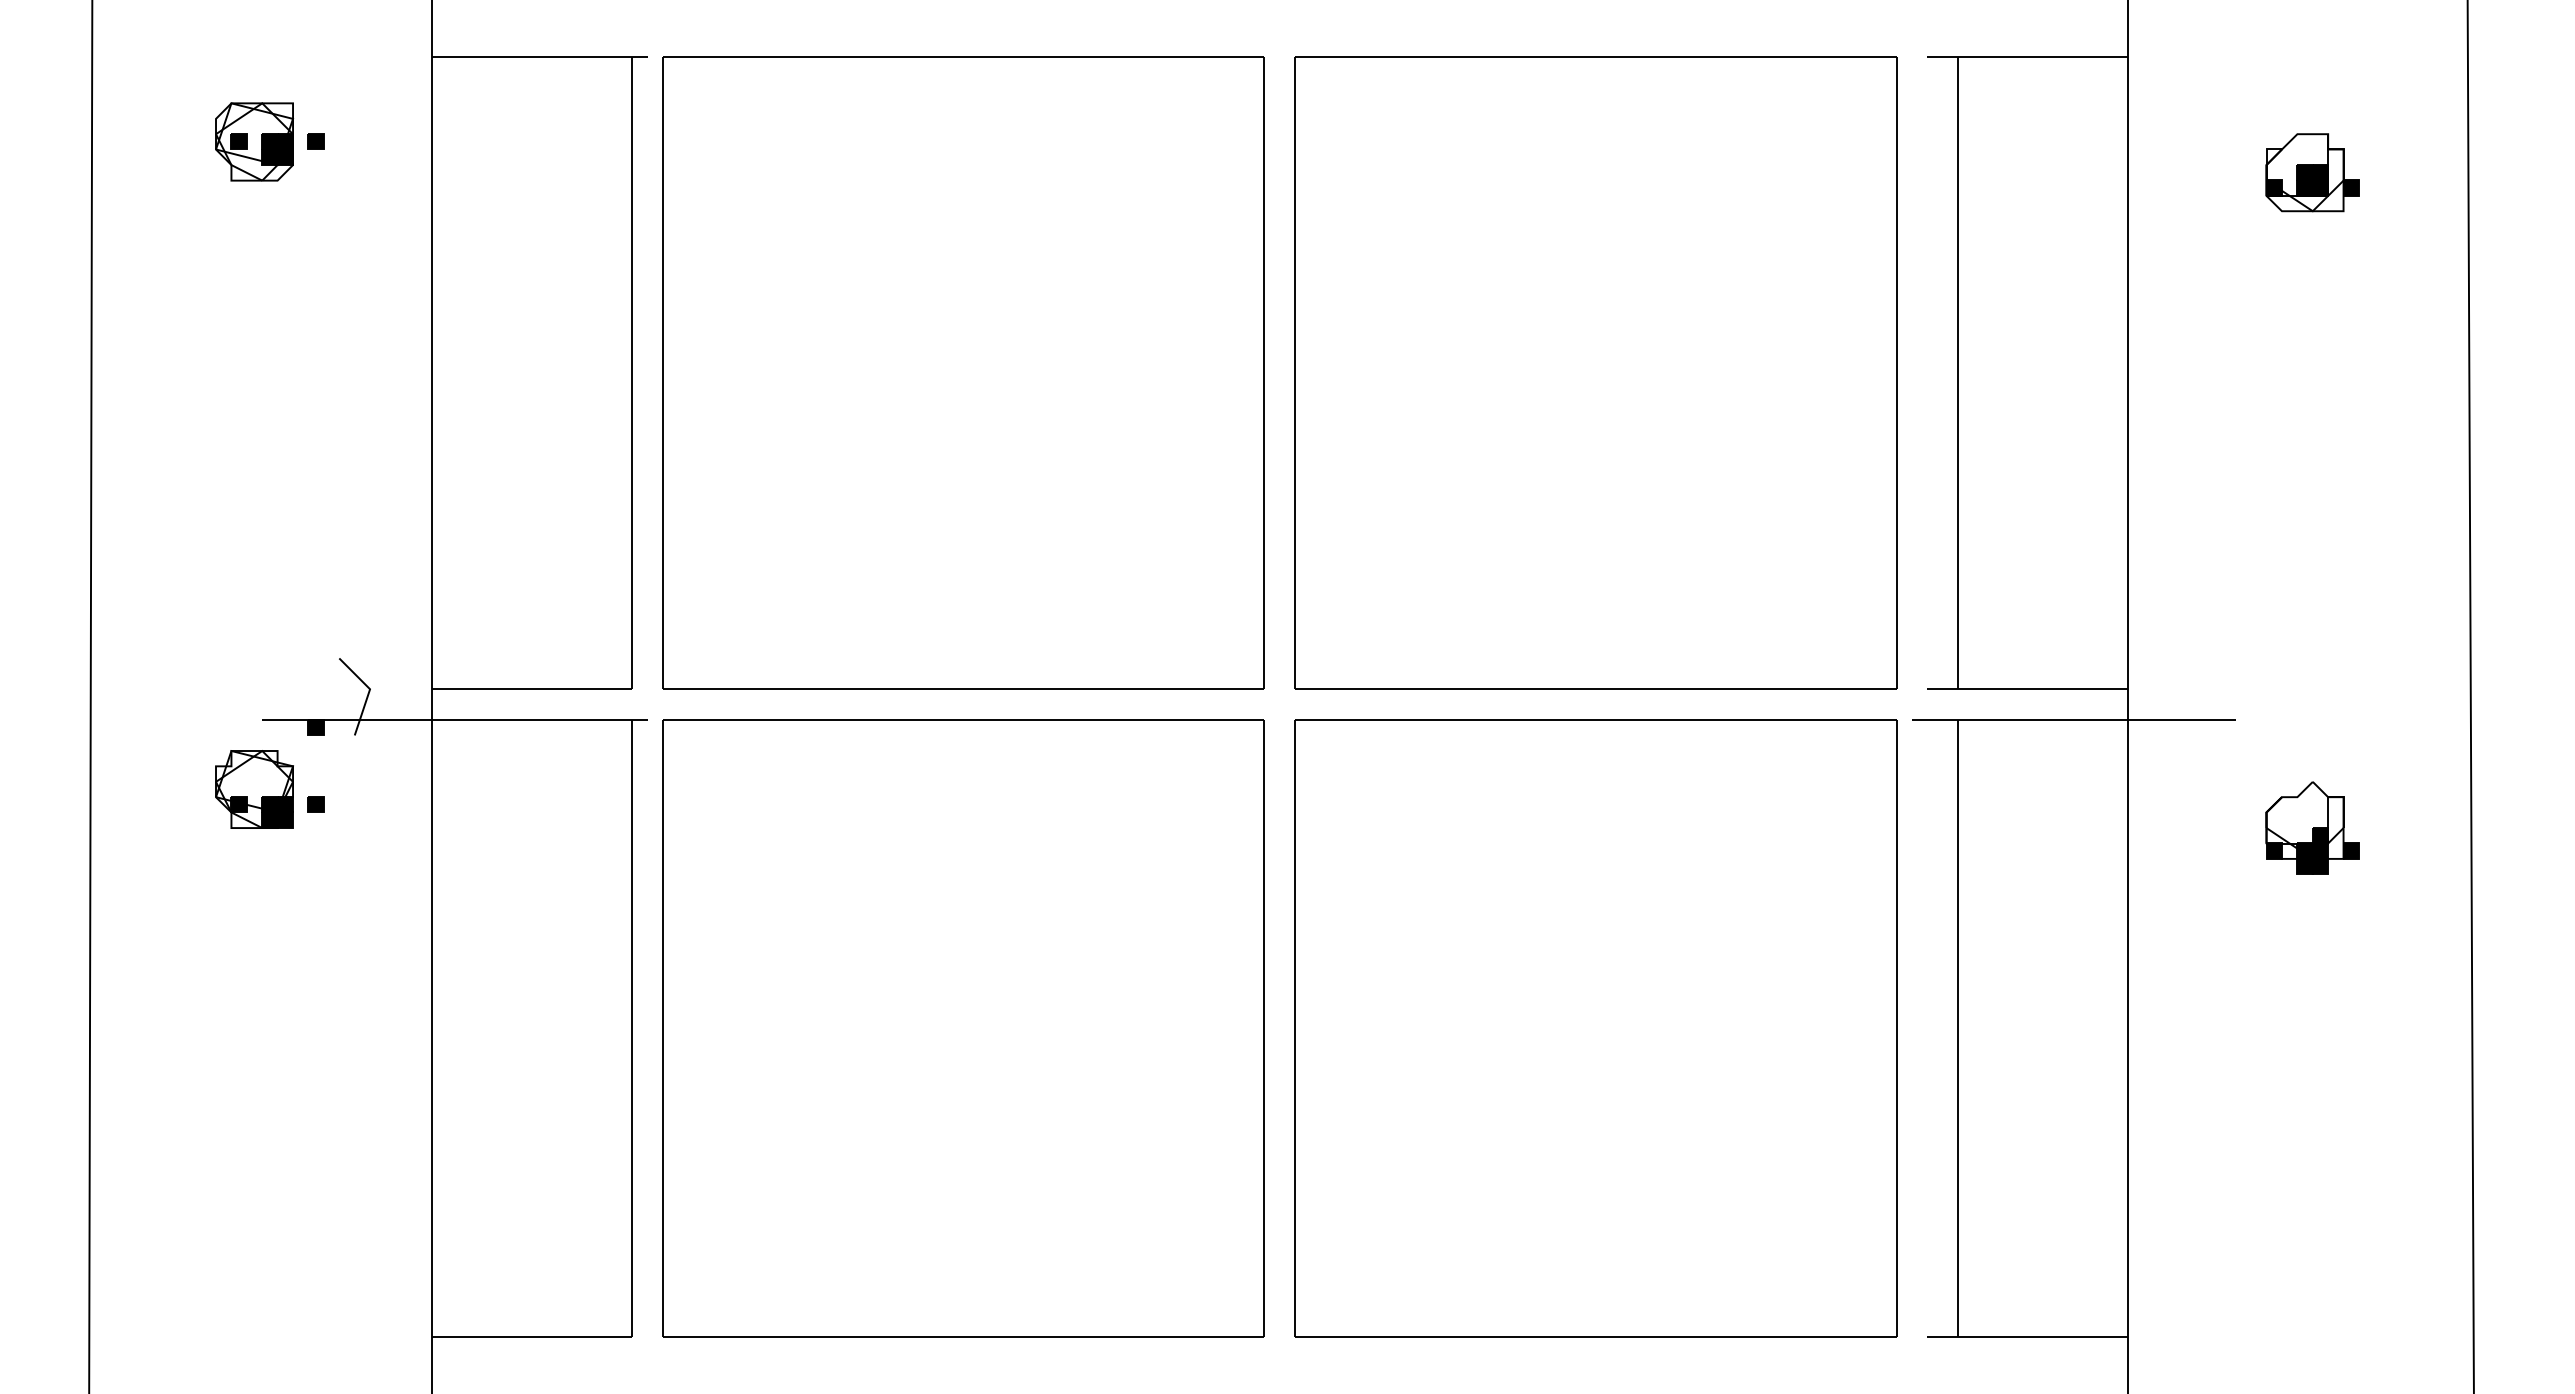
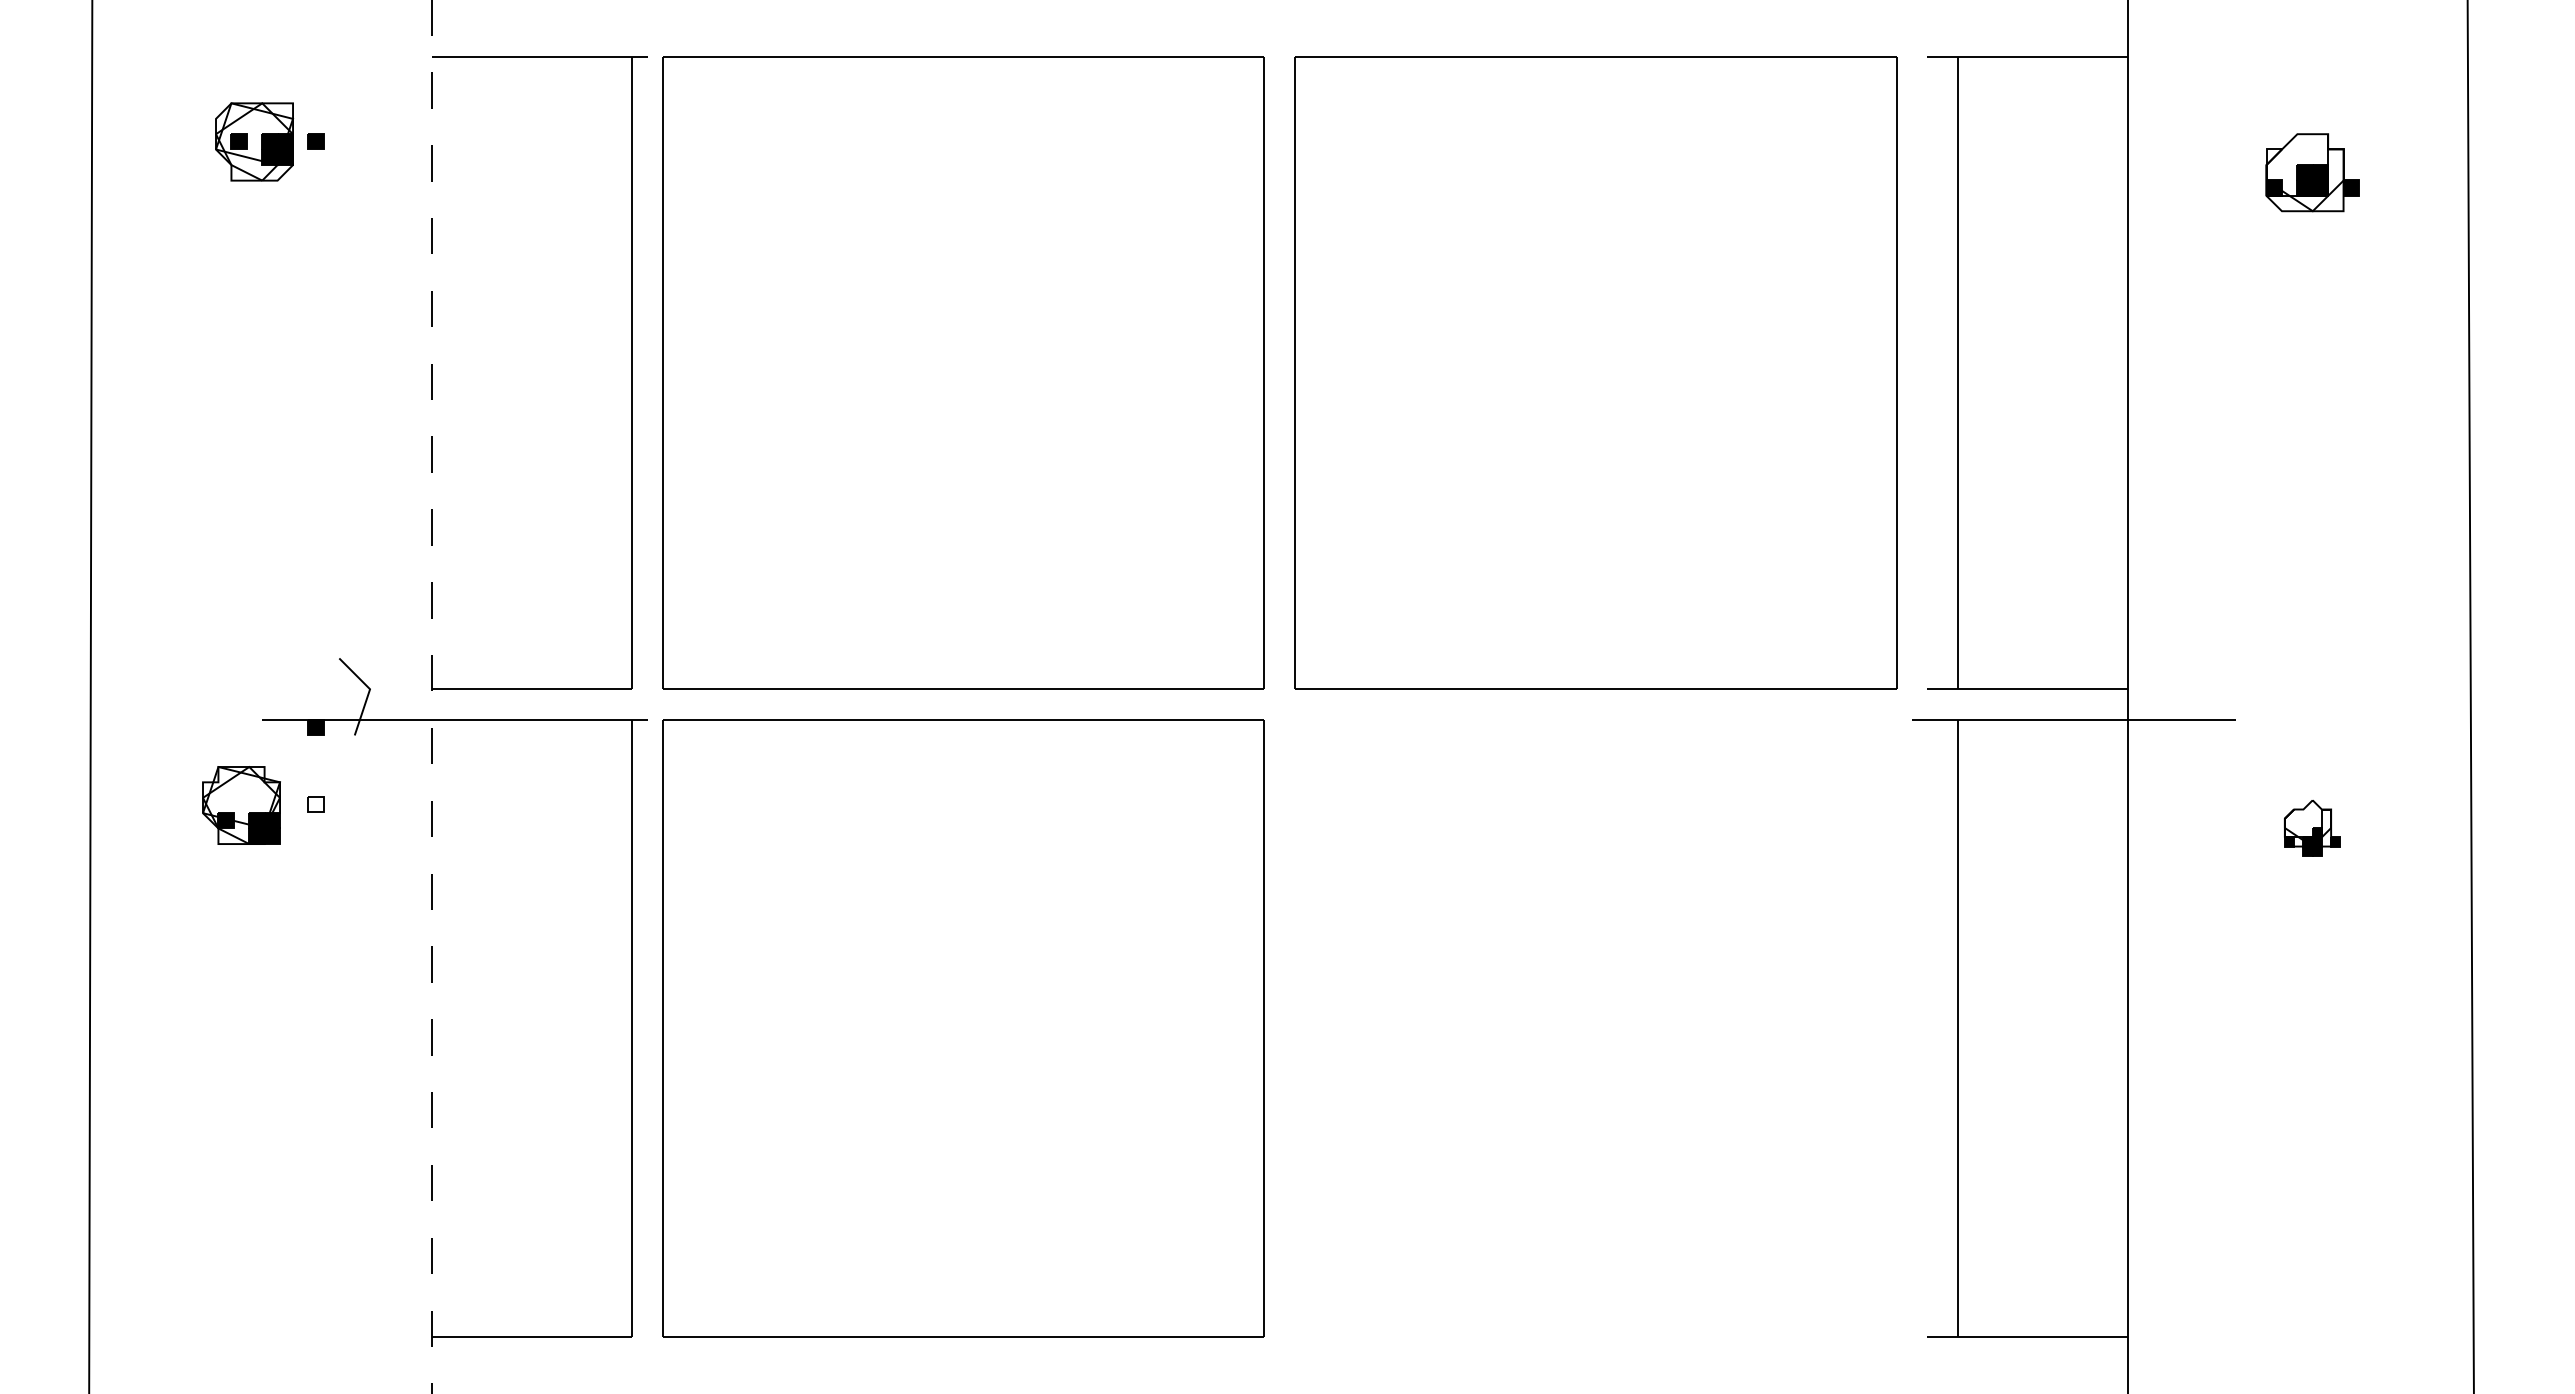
line: solid -> dashed (431, 697)
part position: (254, 789) -> (241, 805) (241, 805)
fill: present -> none (315, 804)
part size: 95x94 px -> 57x58 px (2312, 827)
part: present -> none (1595, 1028)
